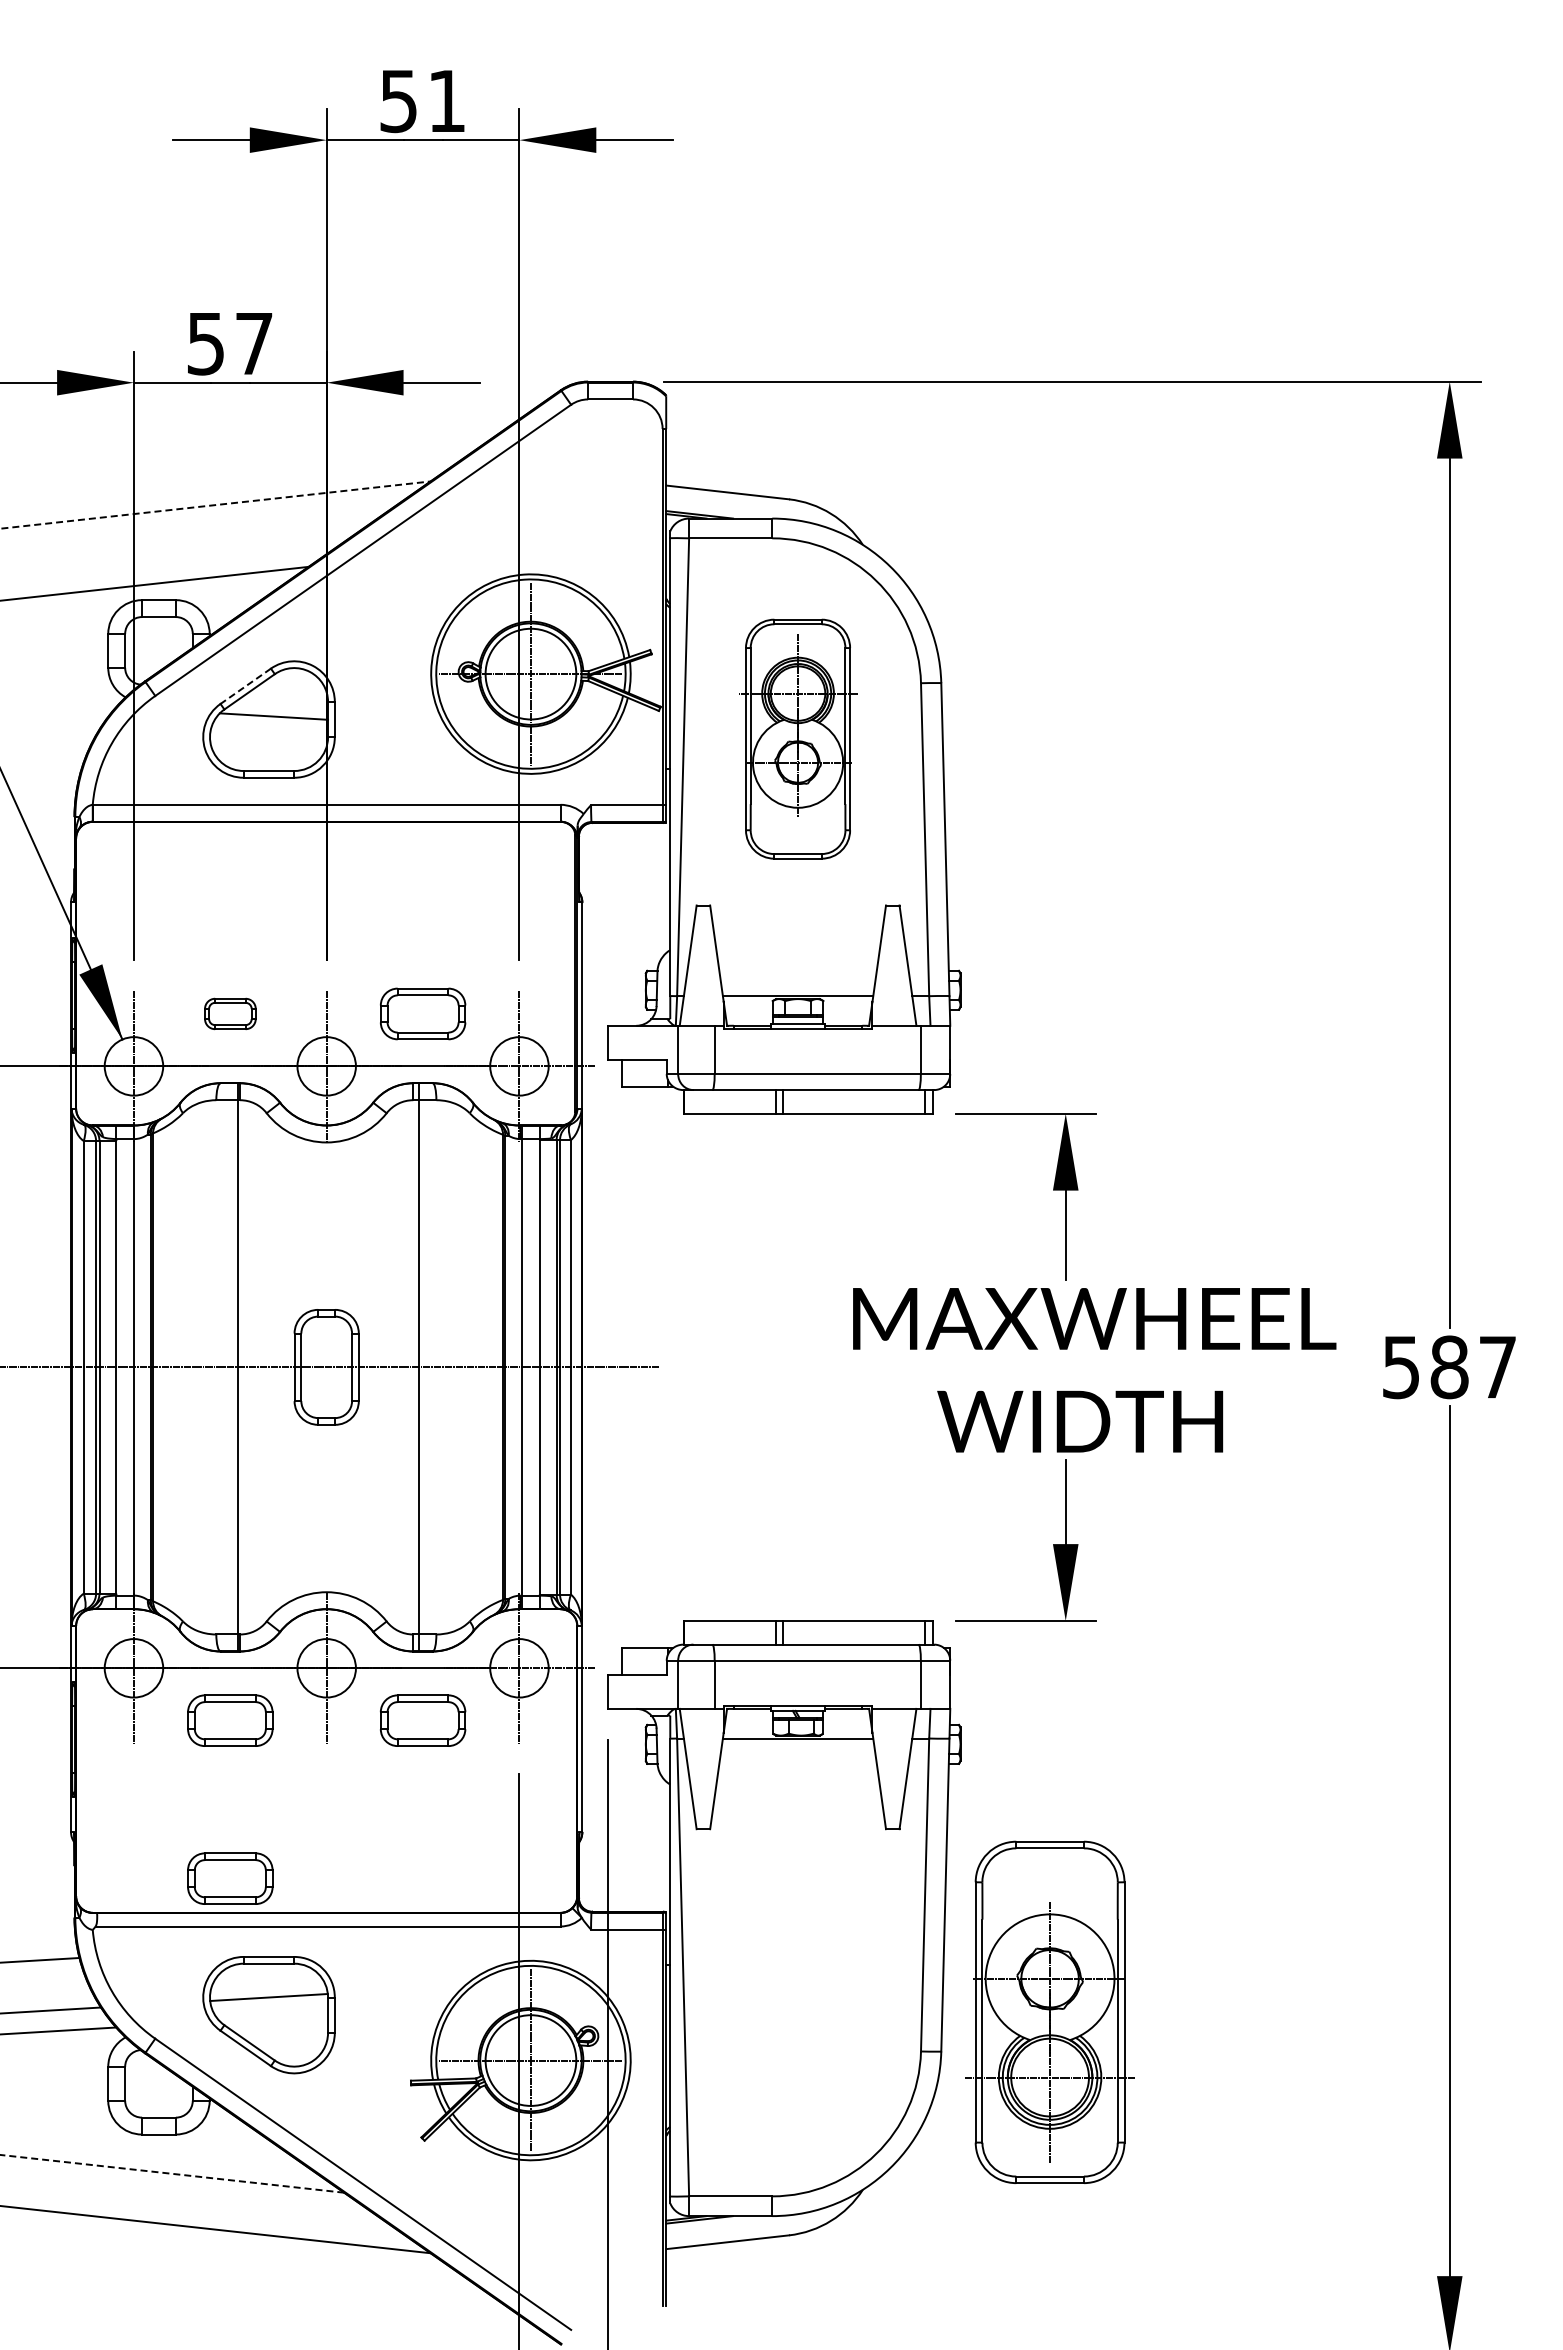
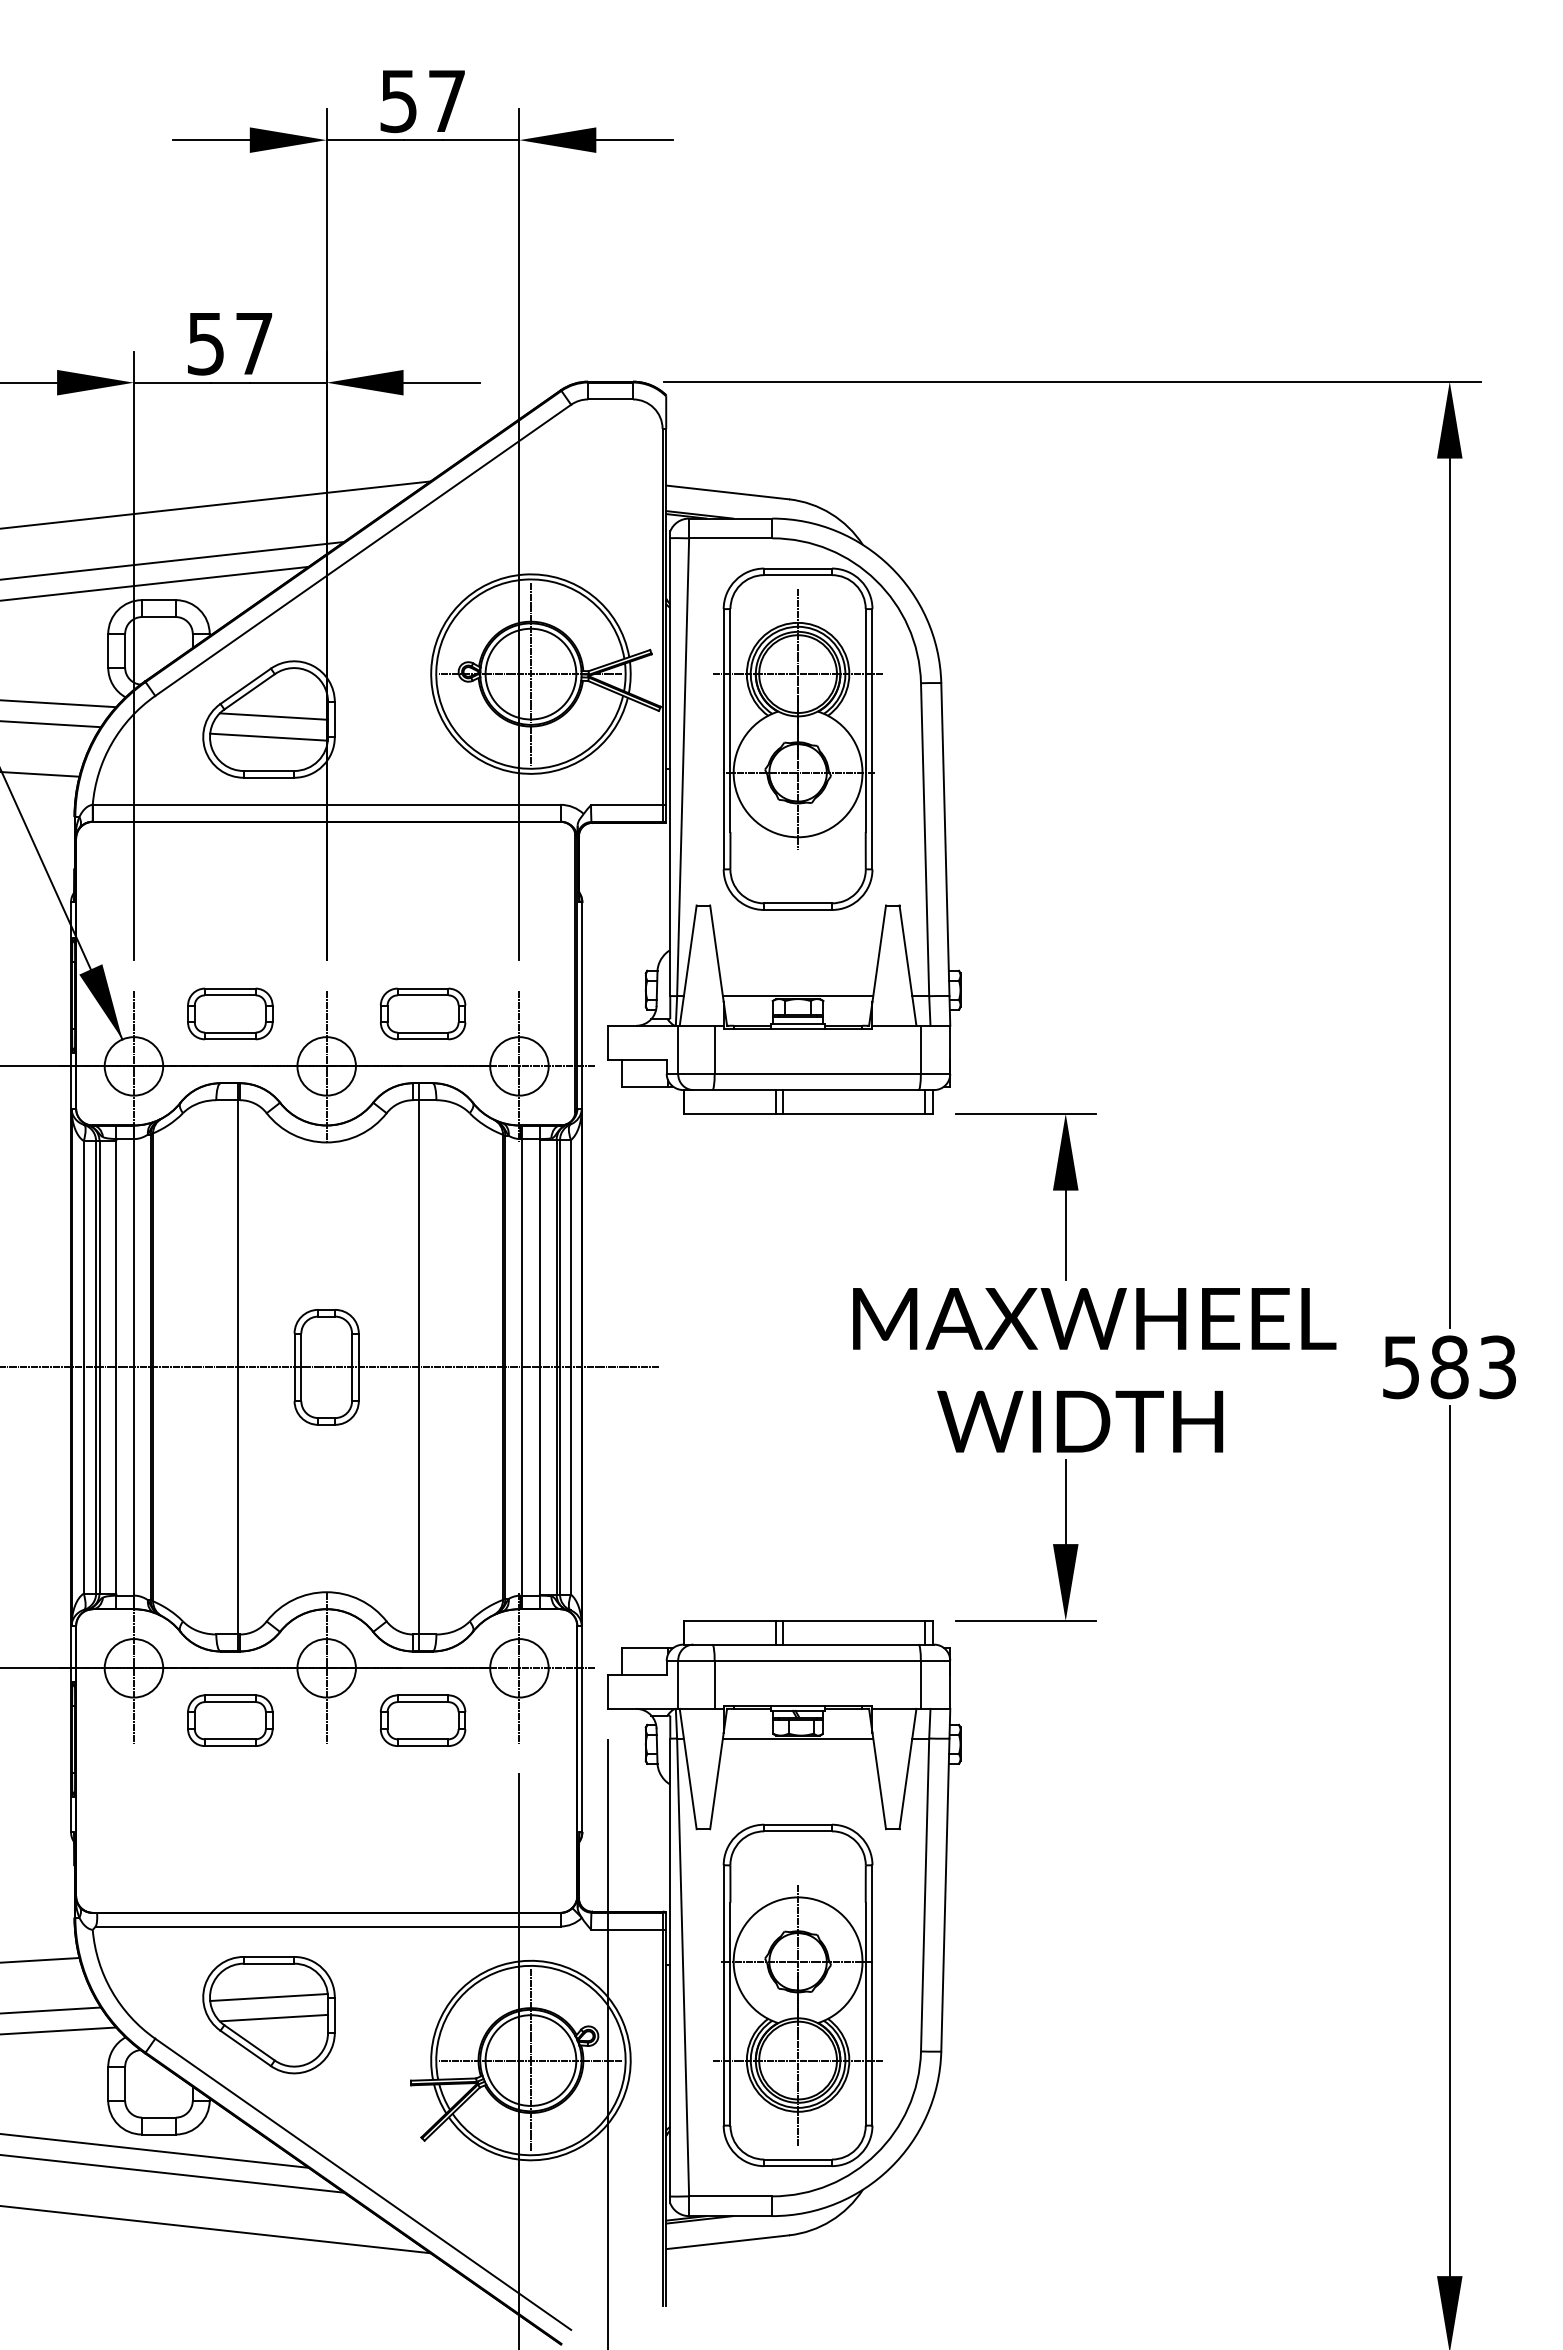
text: 51 -> 57 (446, 100)
line: dashed -> solid (216, 505)
line: none -> present (173, 560)
line: dashed -> solid (245, 686)
line: none -> present (59, 703)
line: none -> present (51, 724)
line: none -> present (268, 736)
part size: 119x242 px -> 170x344 px (797, 738)
line: none -> present (40, 774)
part size: 53x34 px -> 87x54 px (230, 1013)
text: 587 -> 583 (1497, 1367)
part: present -> none (230, 1878)
part position: (1049, 2011) -> (797, 1994) (797, 1994)
line: none -> present (273, 2017)
line: none -> present (155, 2150)
line: dashed -> solid (172, 2173)
